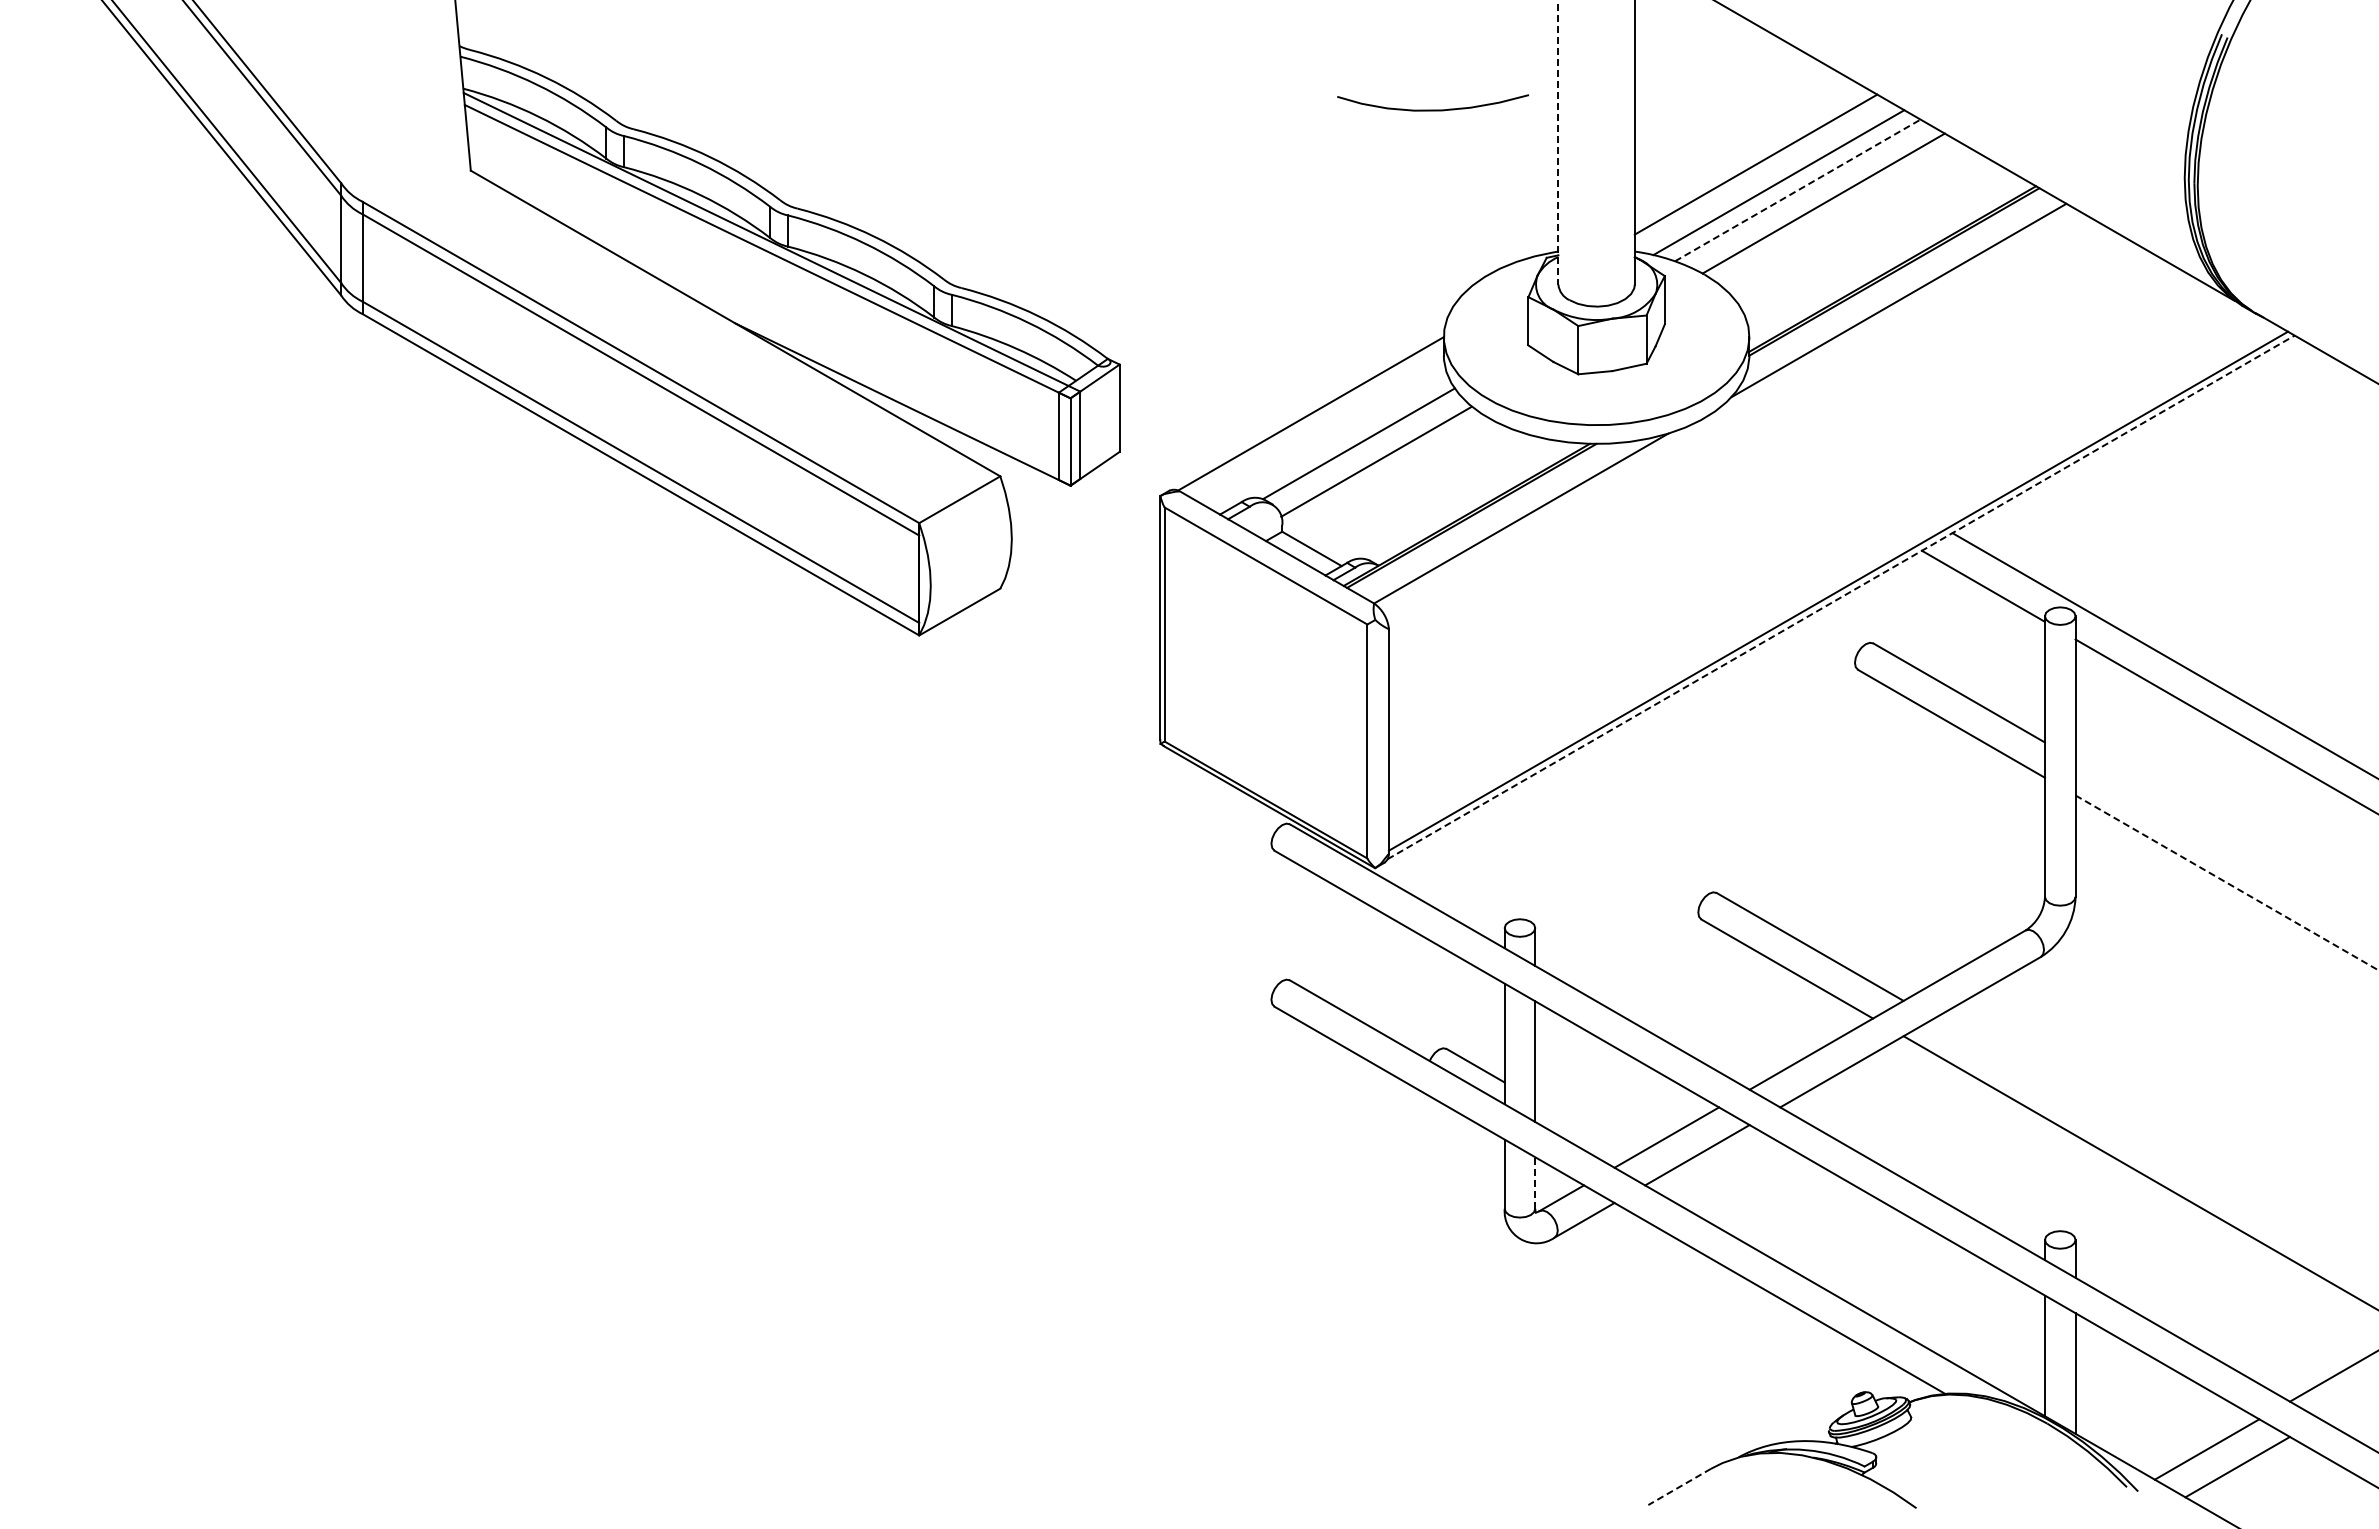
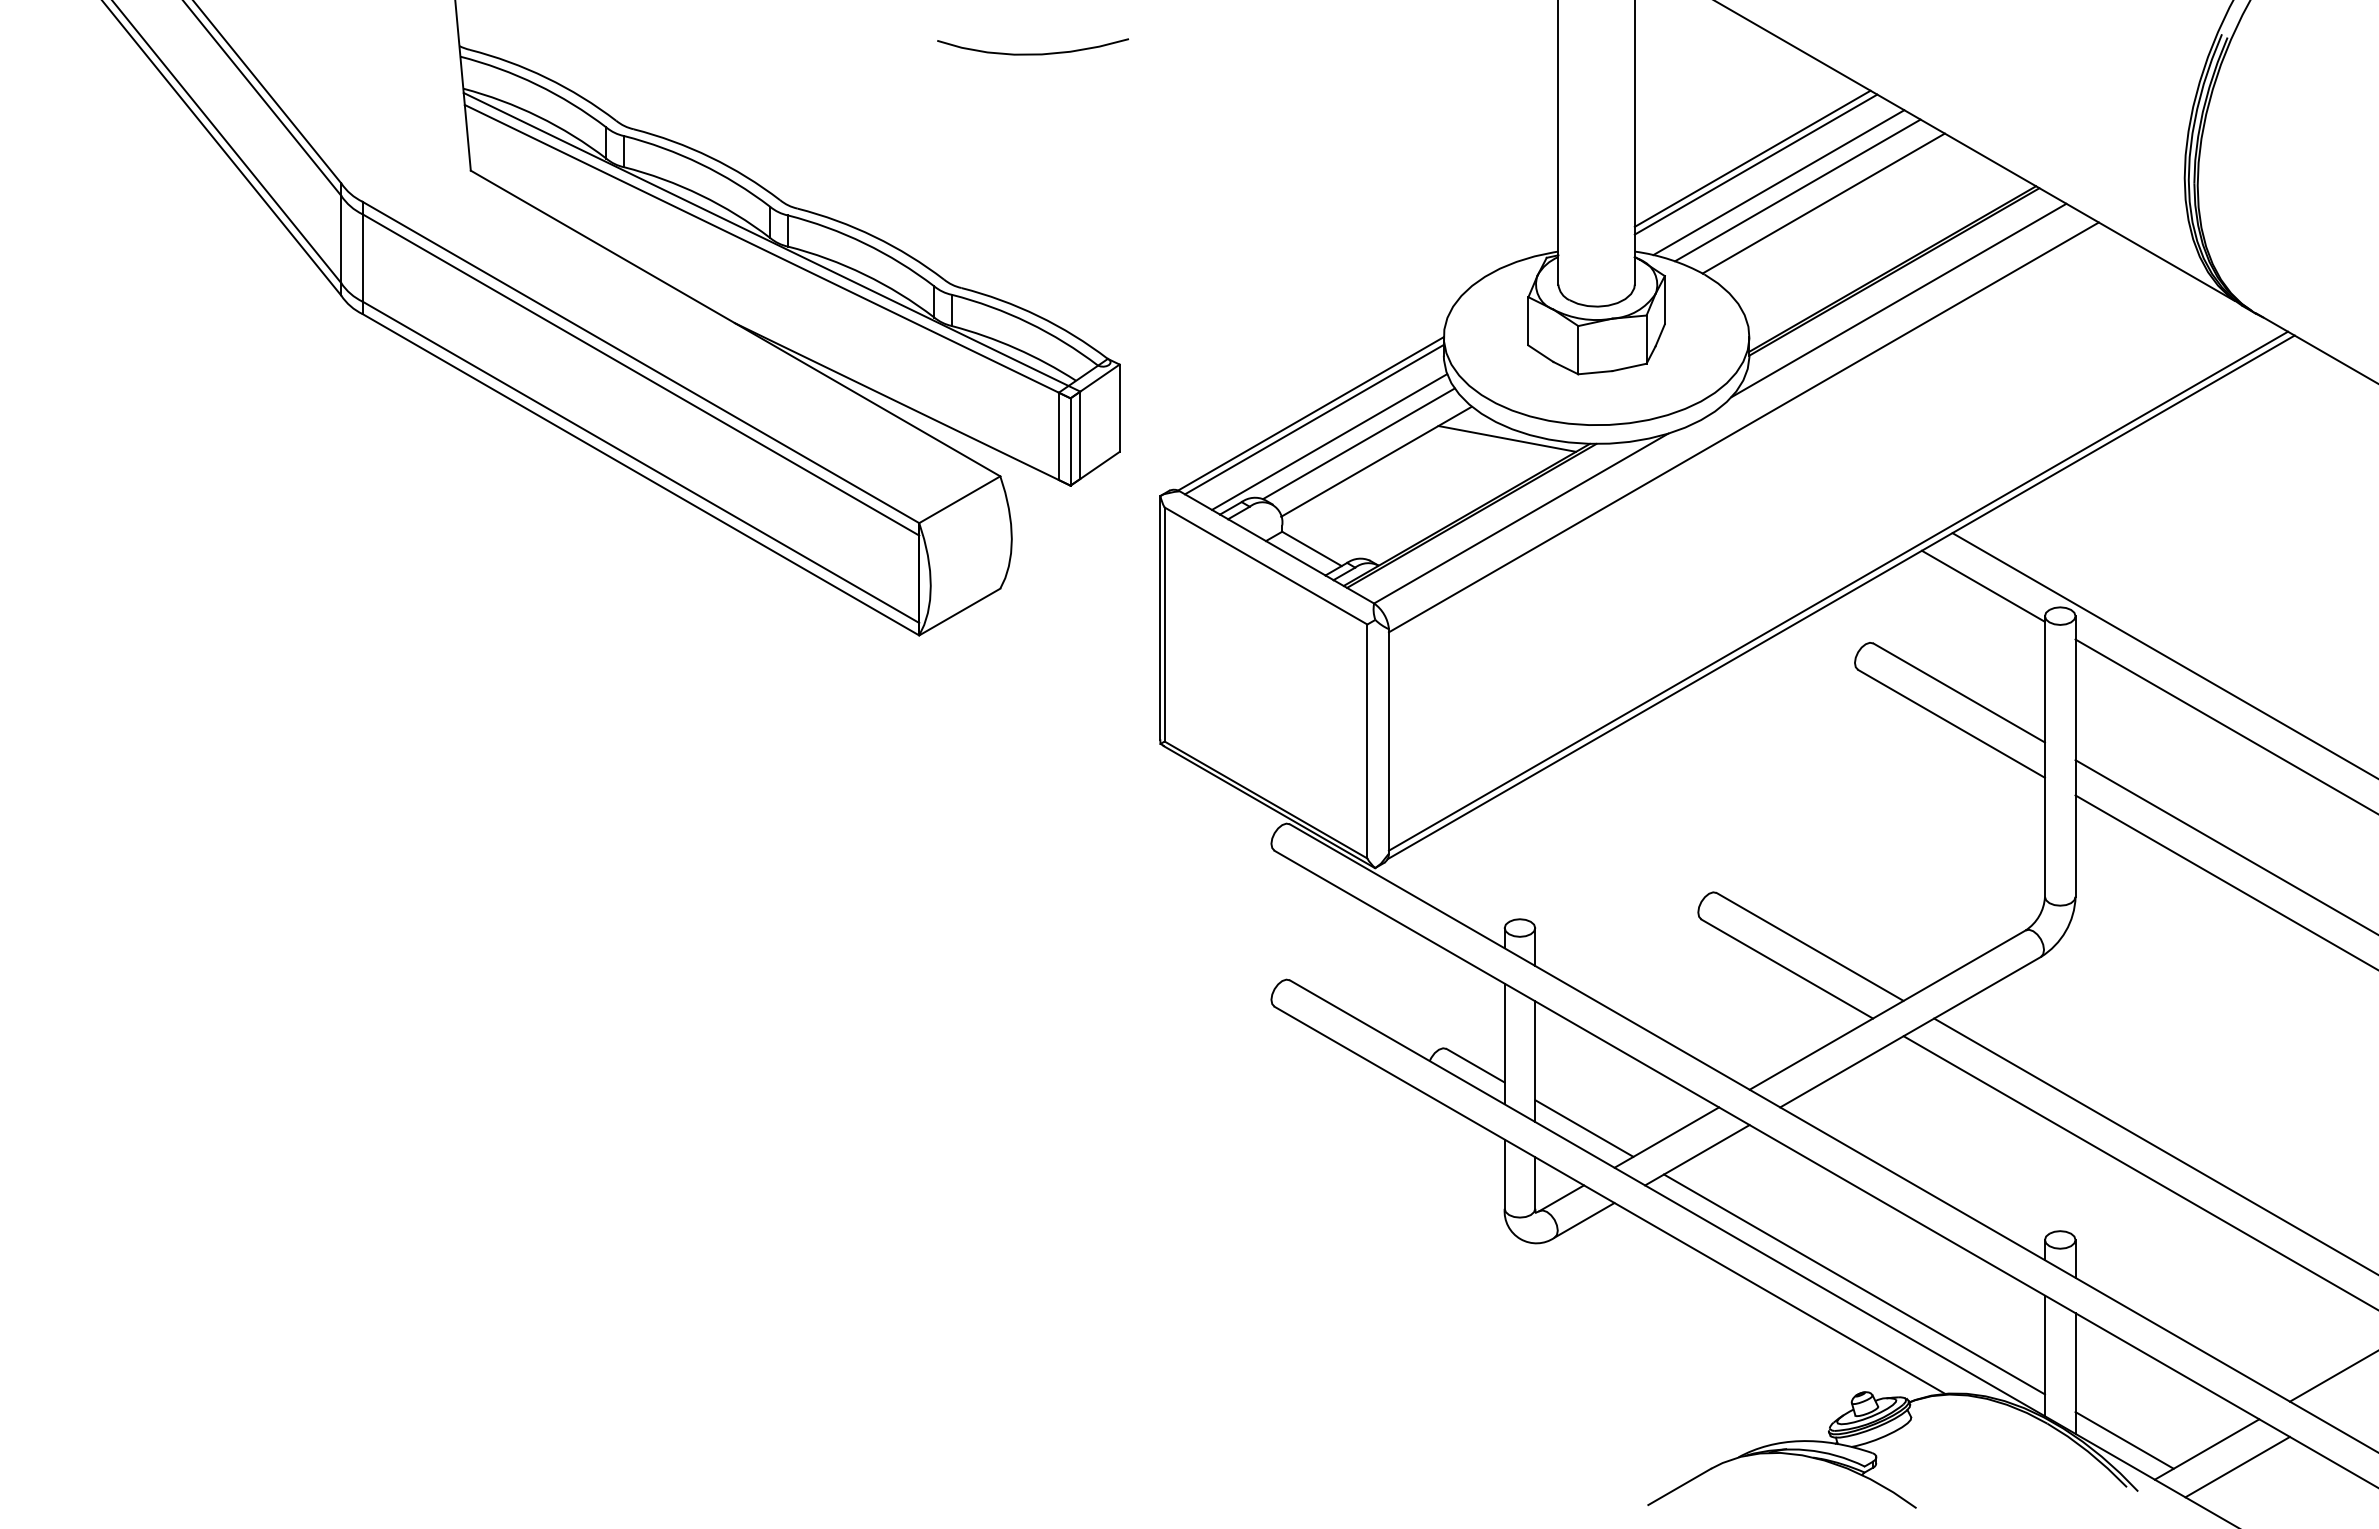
curve position: (1432, 109) -> (1032, 53) (1032, 53)
line: dashed -> solid (1558, 142)
line: none -> present (1752, 158)
line: dashed -> solid (1797, 190)
line: none -> present (1314, 419)
line: none -> present (1743, 427)
line: none -> present (1507, 438)
line: none -> present (1329, 441)
line: dashed -> solid (1841, 597)
line: none -> present (2225, 846)
line: dashed -> solid (2226, 882)
line: none -> present (1584, 1128)
line: none -> present (2154, 1145)
line: dashed -> solid (1535, 1183)
line: none -> present (1854, 1284)
line: none -> present (2124, 1440)
line: dashed -> solid (1679, 1487)
